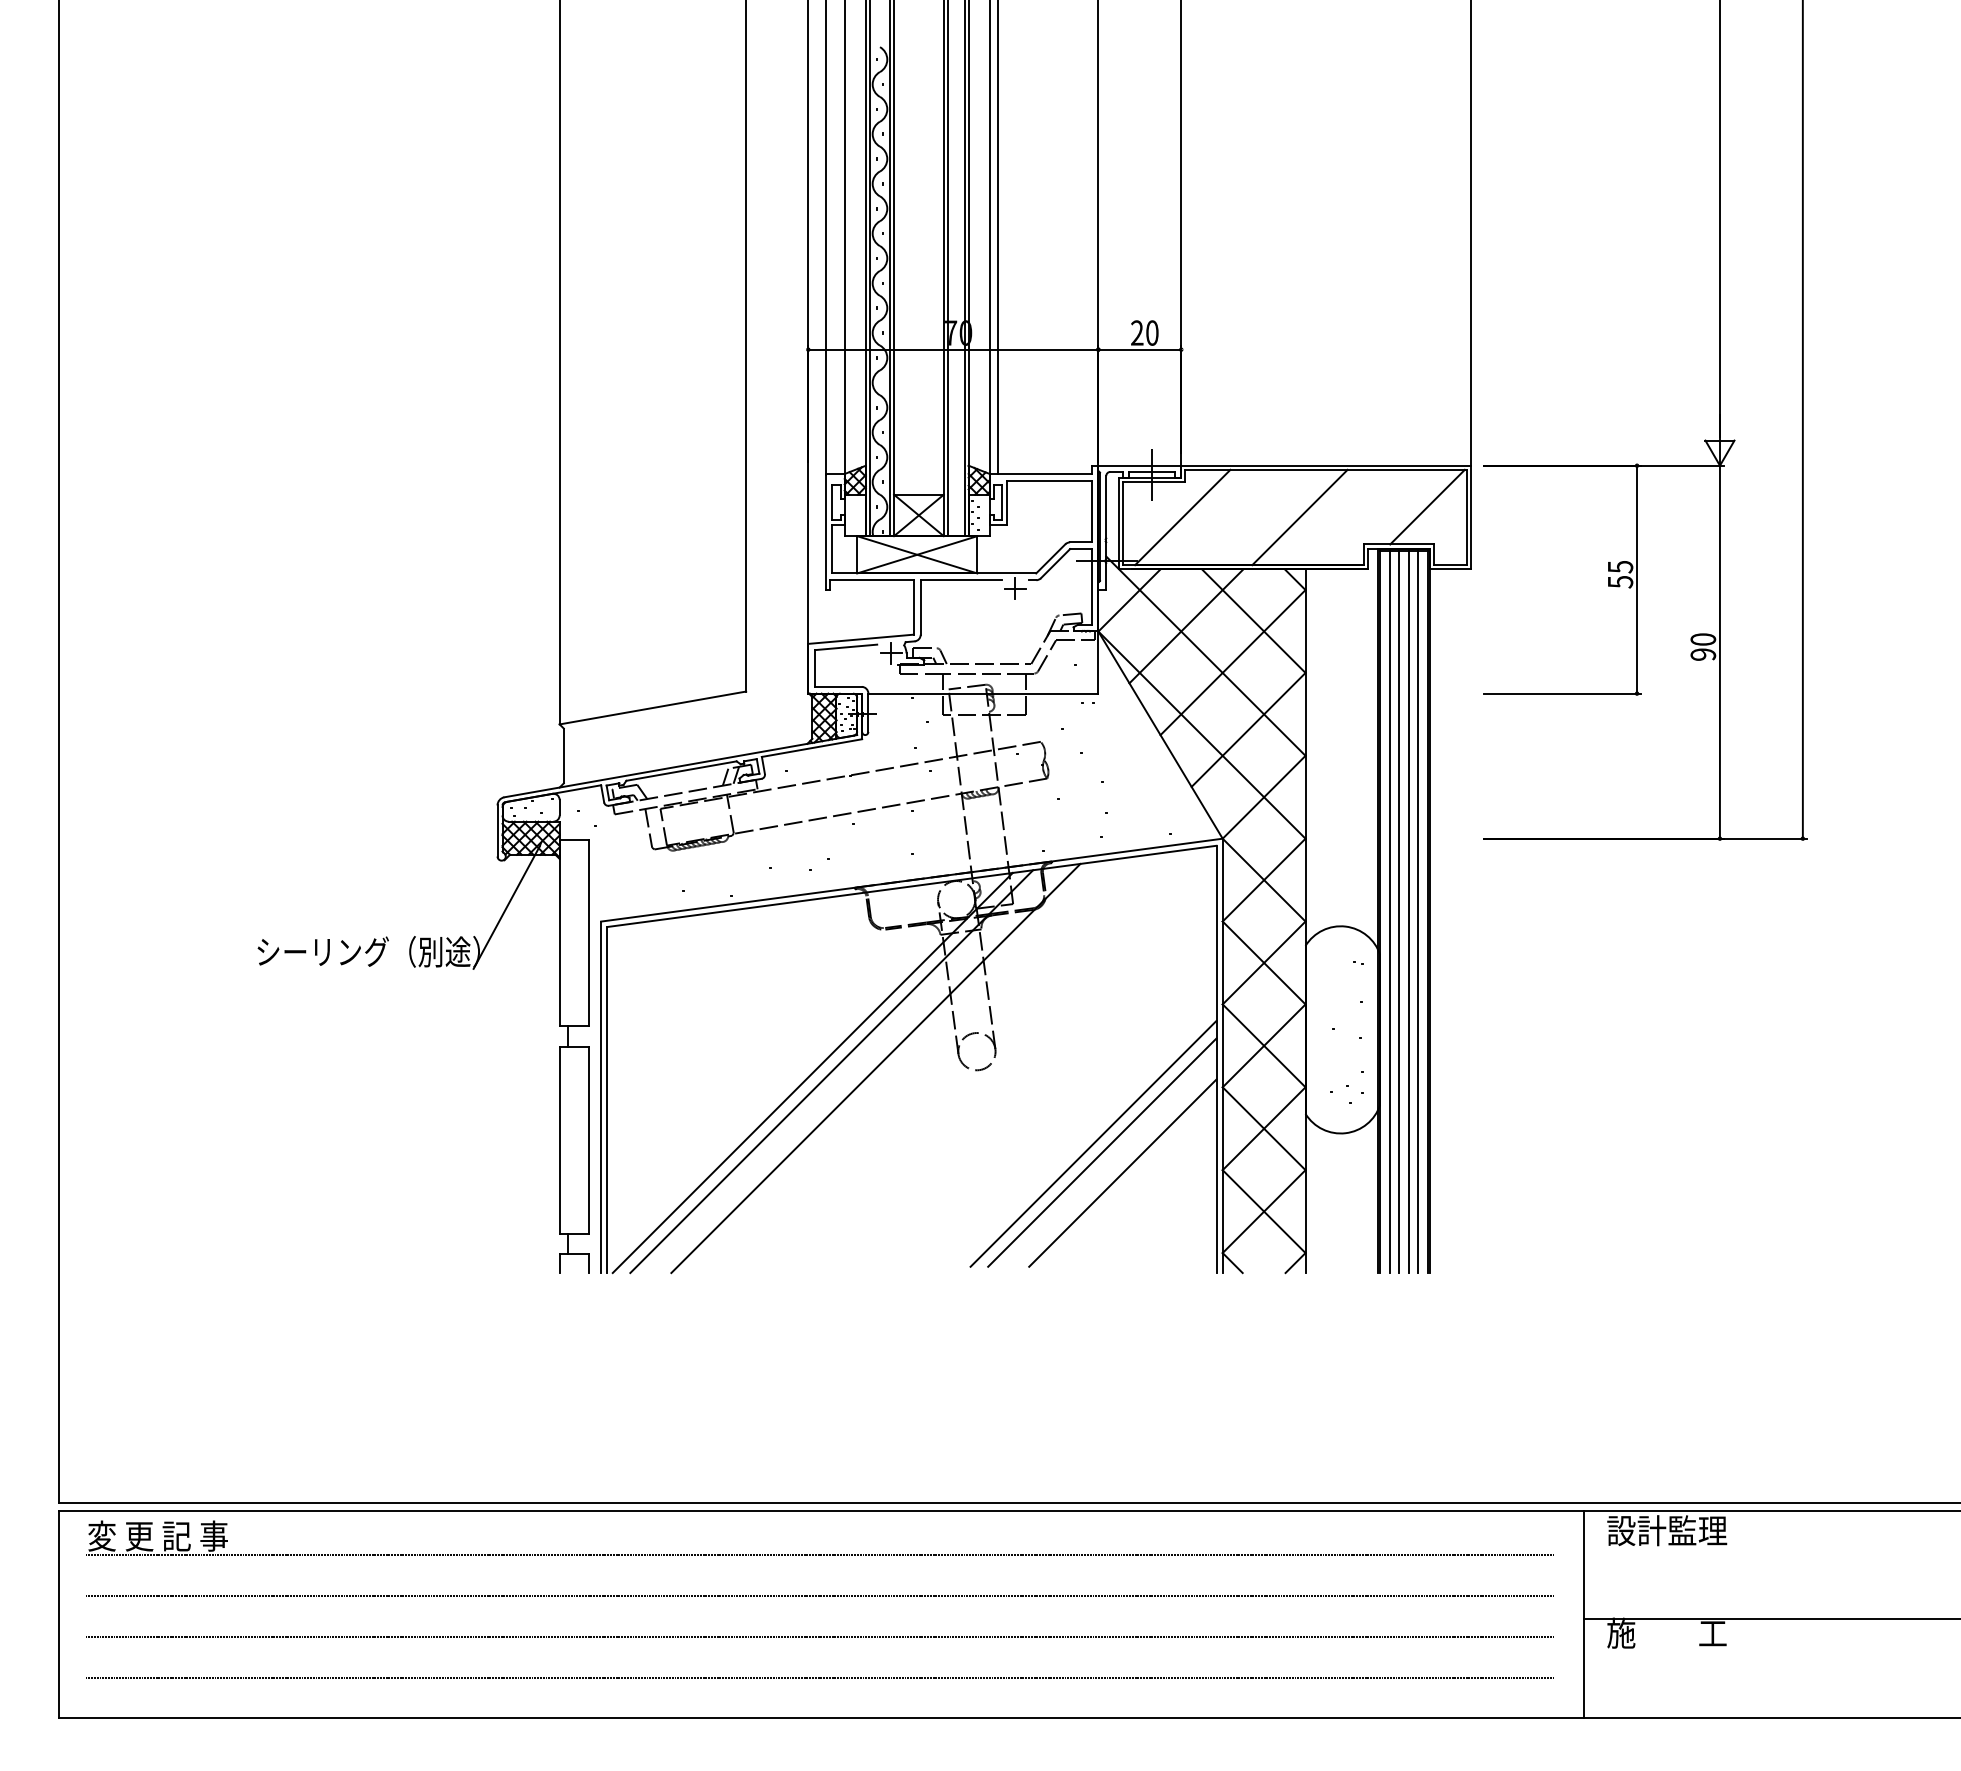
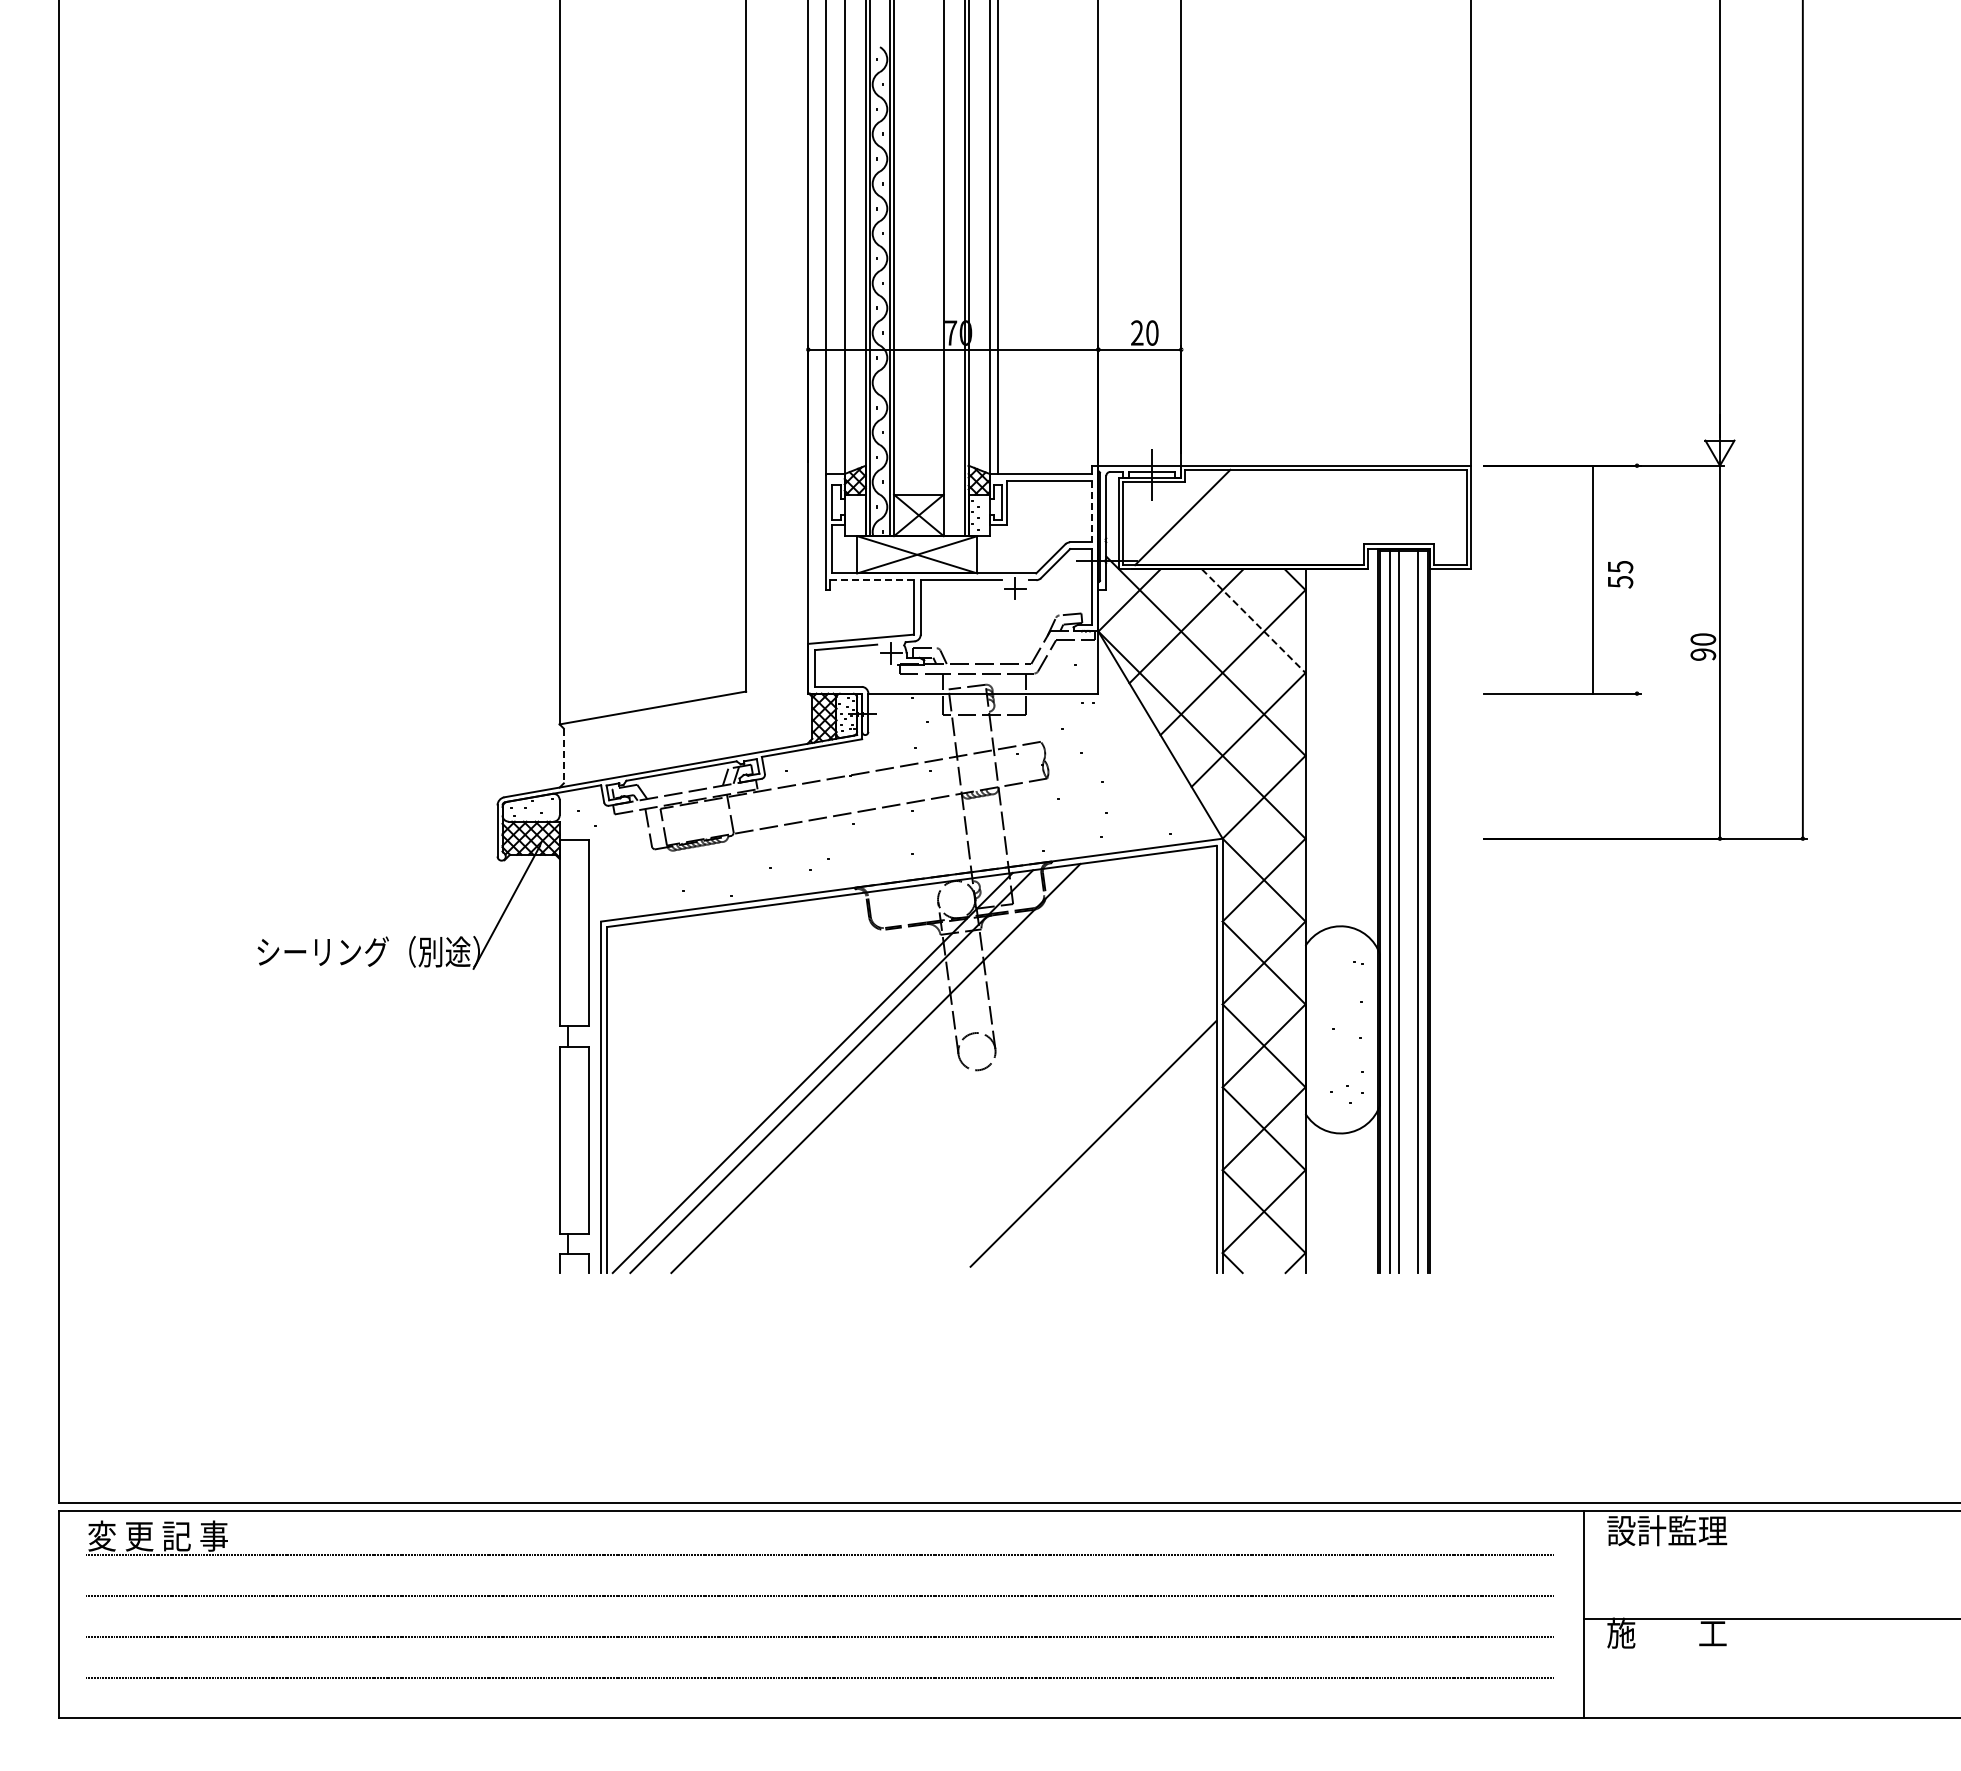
line: present -> none (947, 269)
line: present -> none (1427, 506)
line: solid -> dashed (1091, 511)
line: present -> none (1299, 517)
line position: (1637, 579) -> (1593, 579) (1593, 579)
line: solid -> dashed (872, 580)
line: solid -> dashed (1254, 621)
line: solid -> dashed (563, 756)
line: present -> none (1408, 911)
line: present -> none (1102, 1152)
line: present -> none (1122, 1172)
